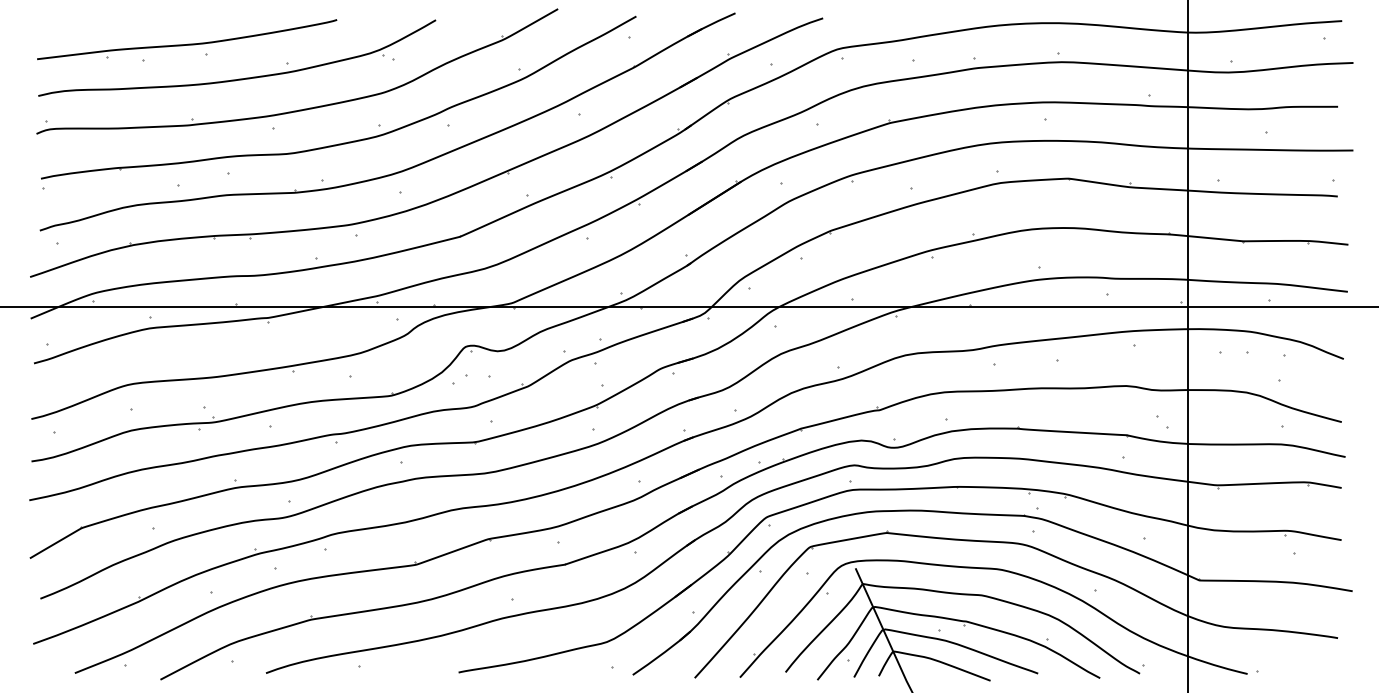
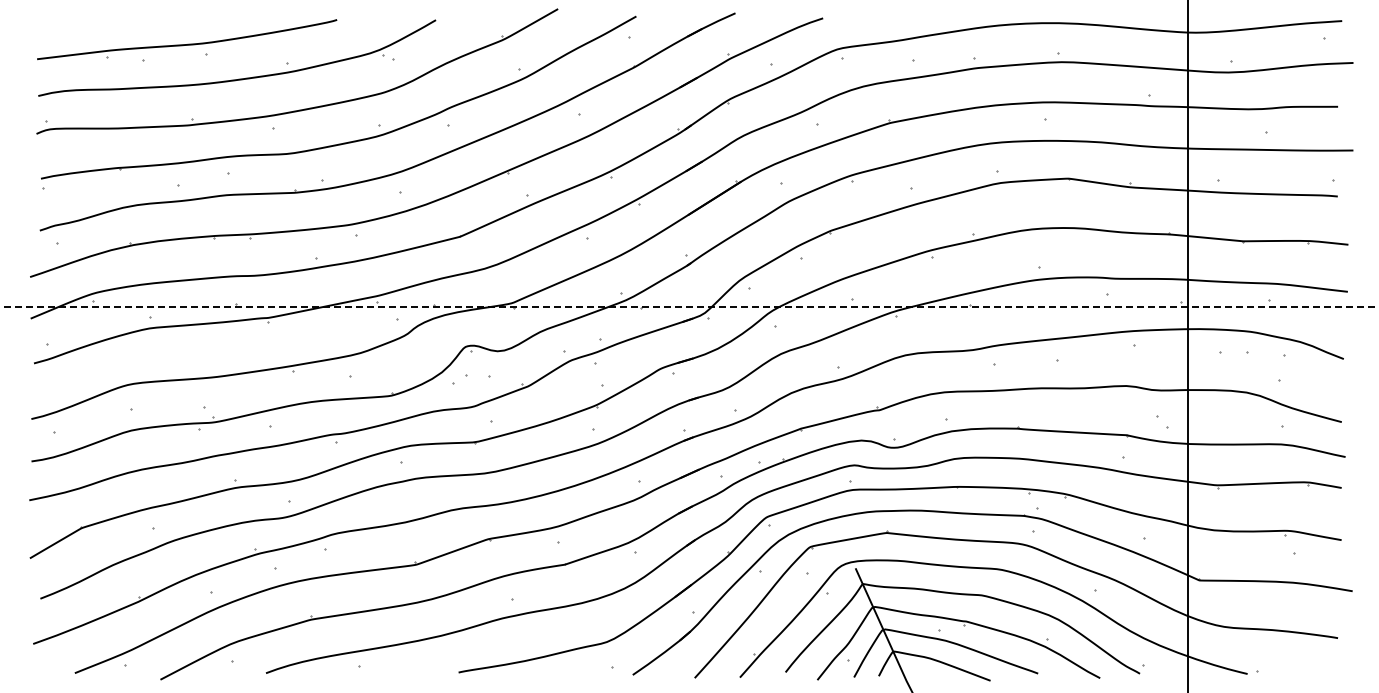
line: solid -> dashed (689, 306)
